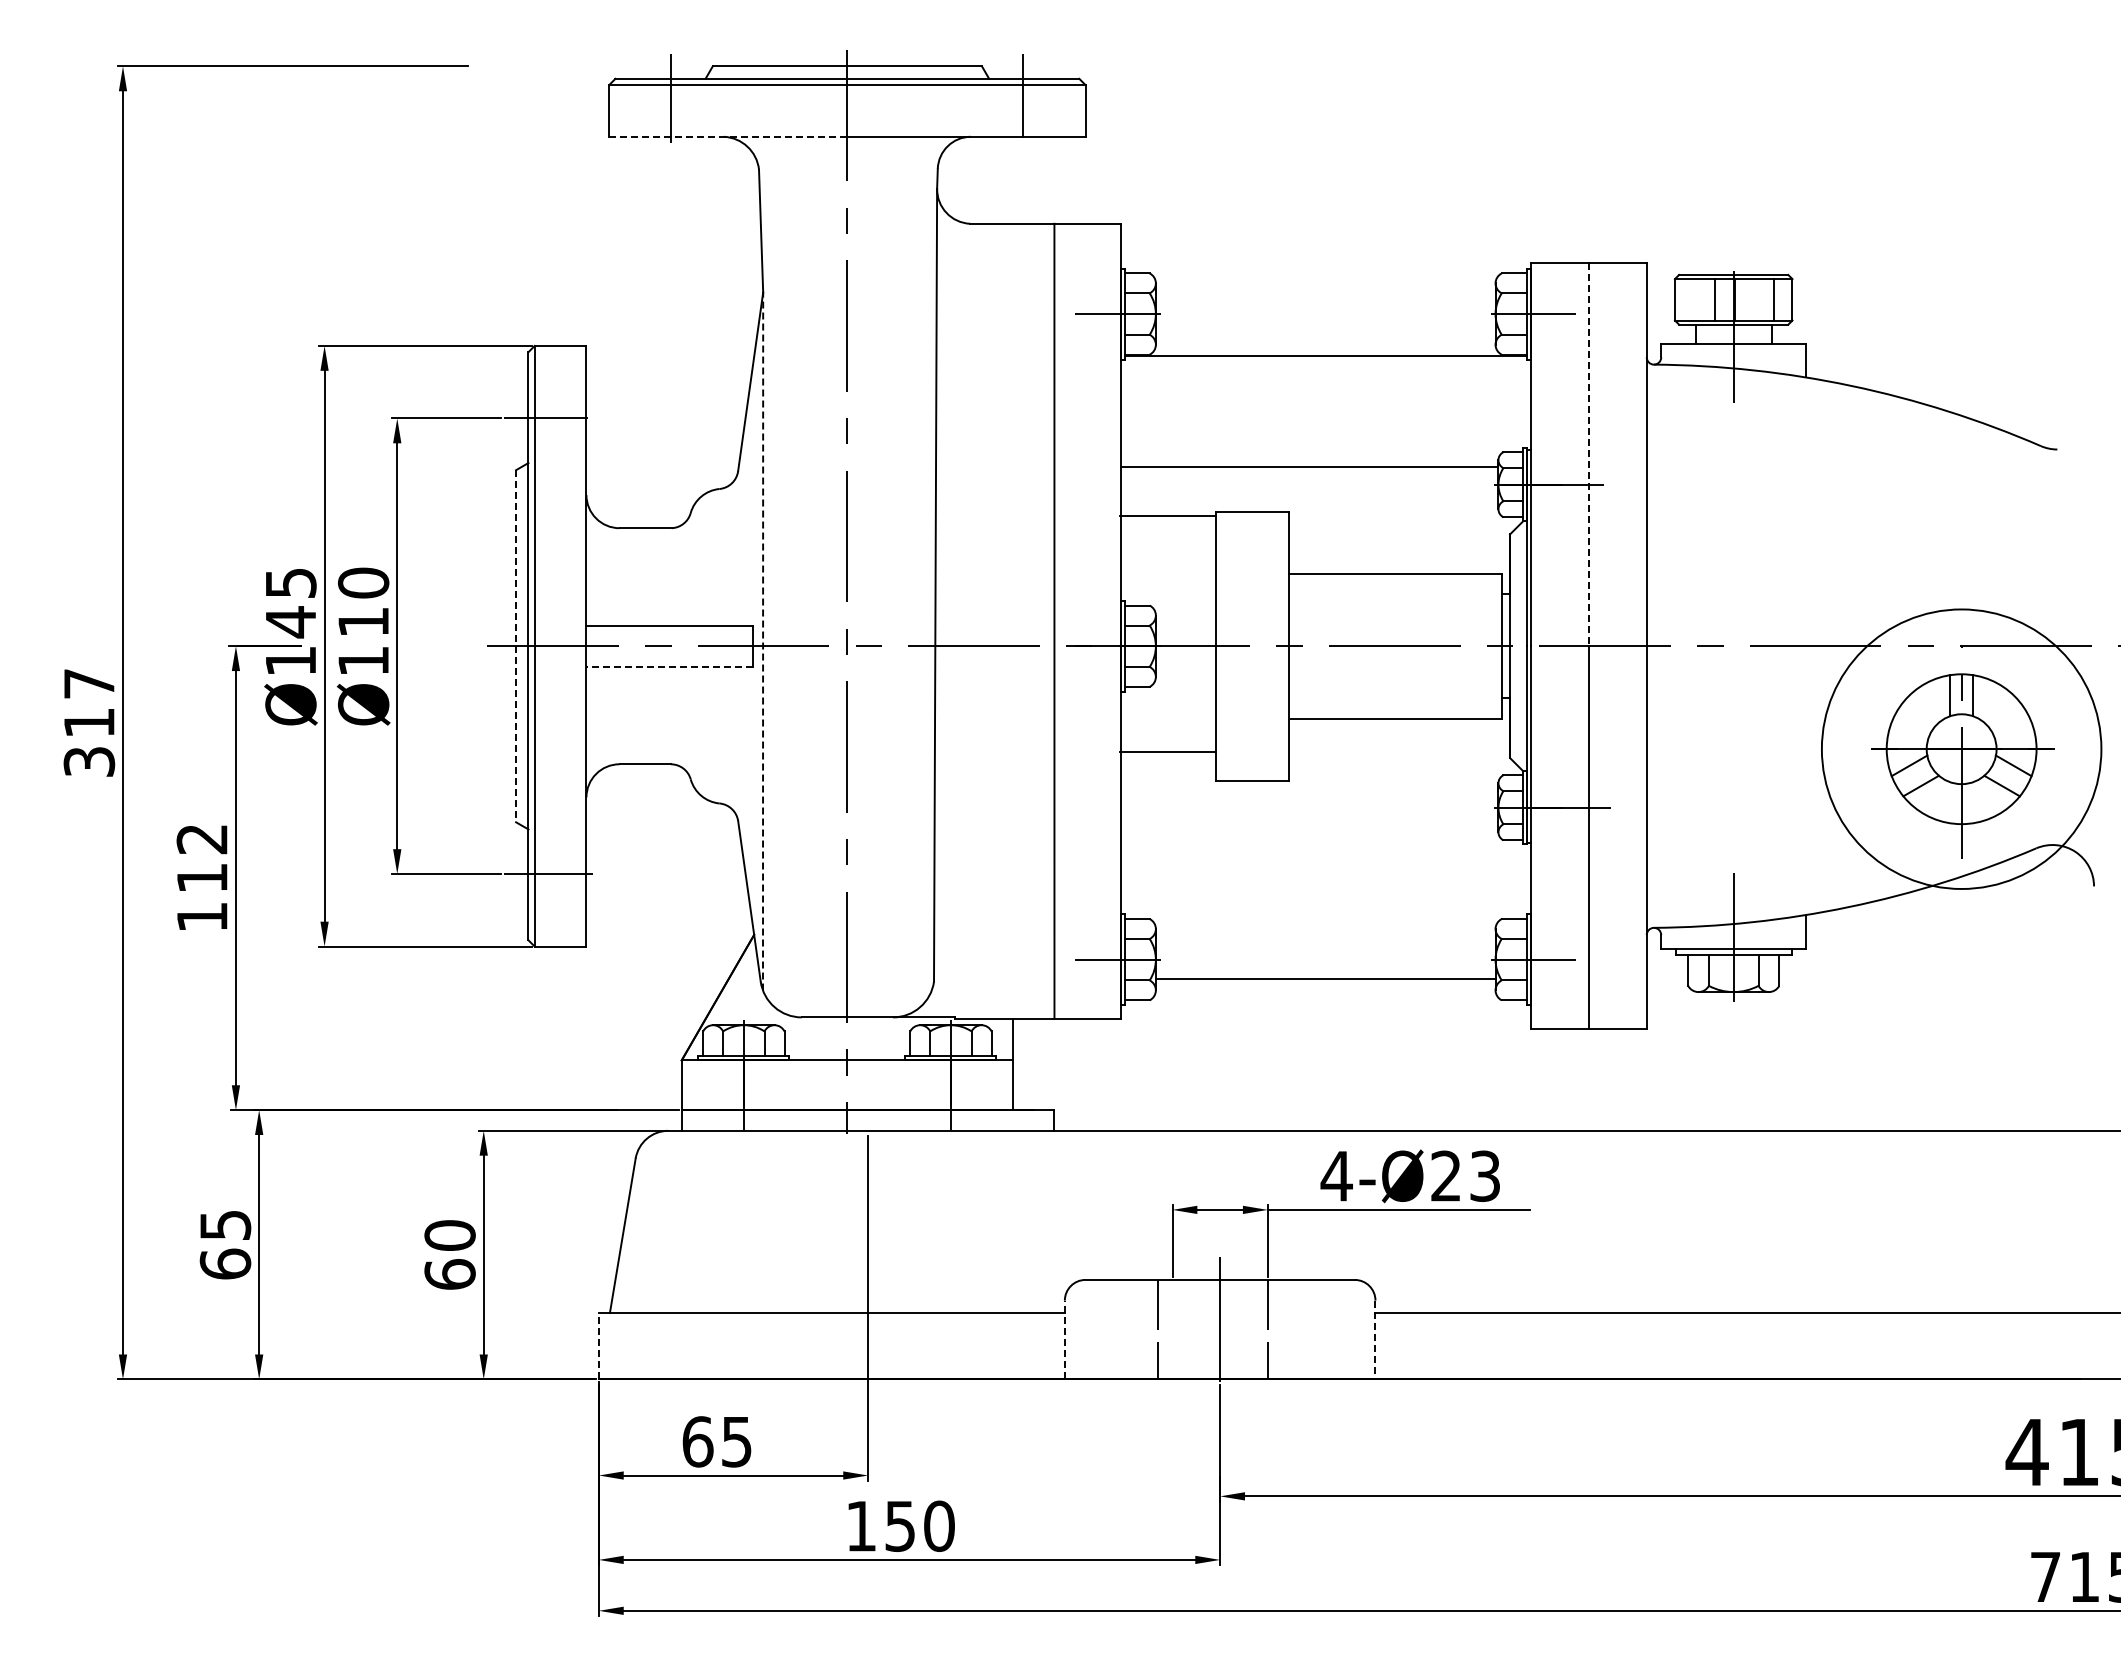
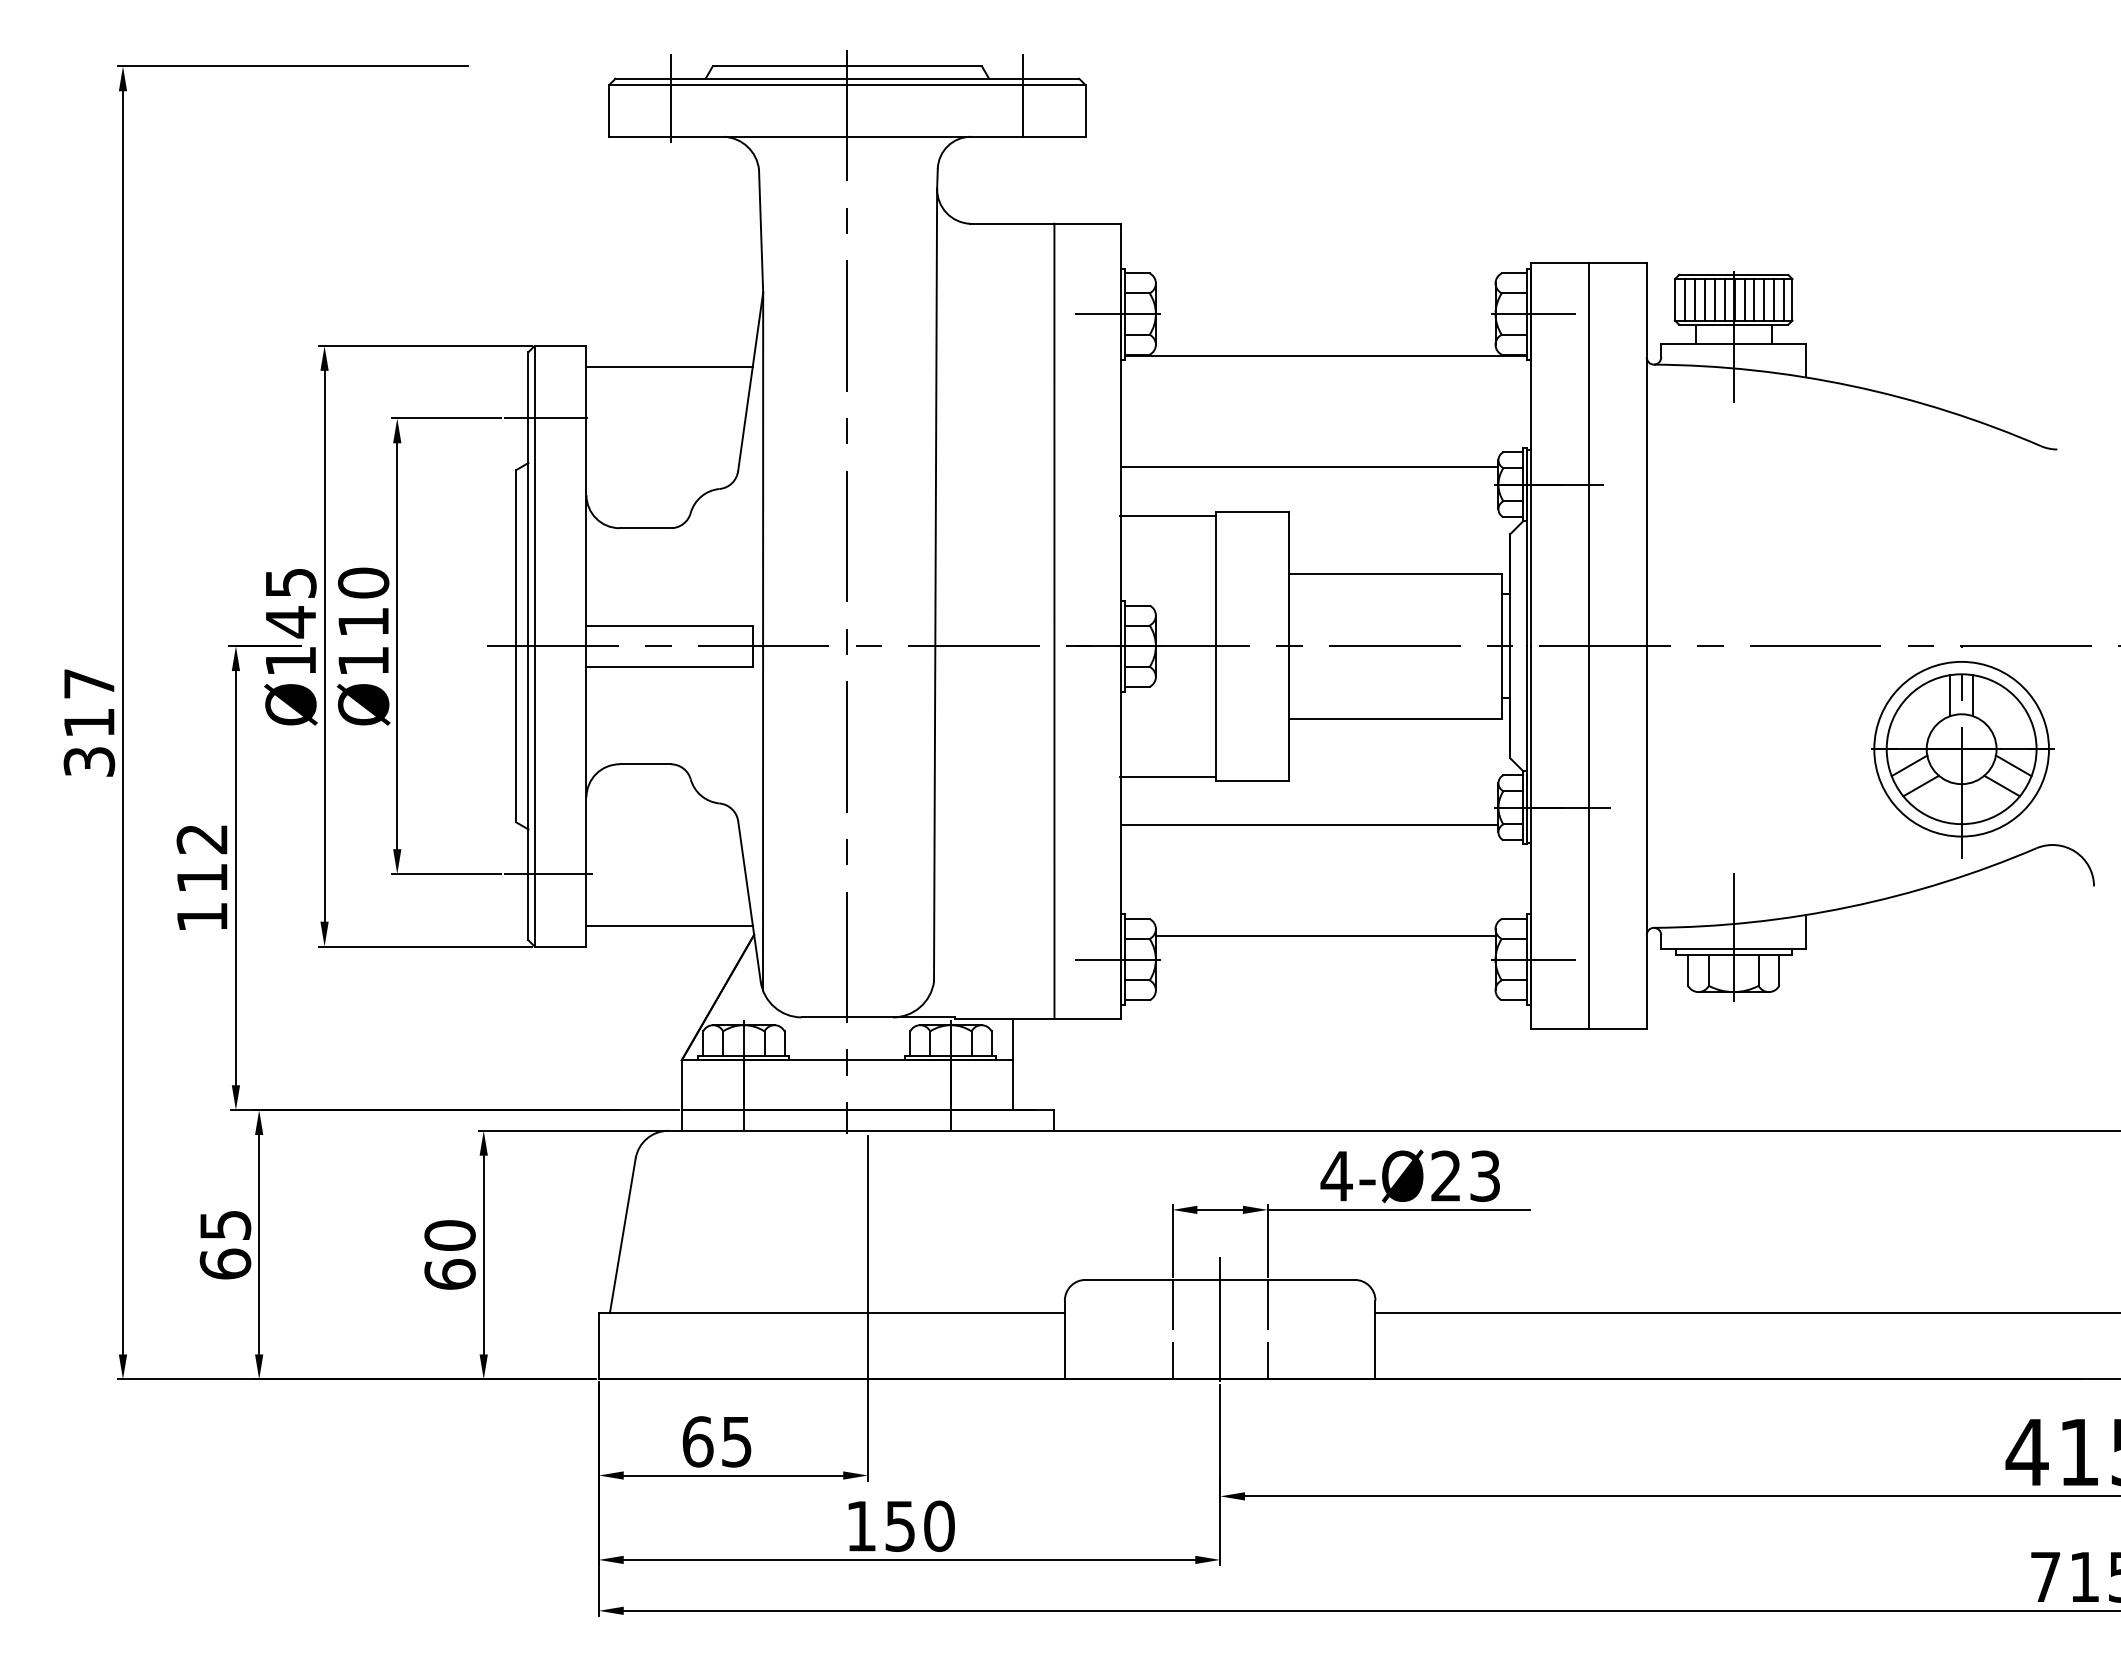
line: dashed -> solid (728, 136)
line: none -> present (1684, 299)
line: none -> present (1694, 299)
line: none -> present (1704, 299)
line: none -> present (1724, 299)
line: none -> present (1744, 299)
line: none -> present (1754, 299)
line: none -> present (1764, 299)
line: none -> present (1784, 299)
line: none -> present (669, 366)
line: dashed -> solid (1588, 454)
line: dashed -> solid (763, 641)
line: dashed -> solid (516, 646)
line: dashed -> solid (669, 666)
circle diameter: 280 px -> 175 px (1961, 748)
line position: (1167, 751) -> (1167, 776) (1167, 776)
line: none -> present (1309, 825)
line: none -> present (669, 925)
line position: (1325, 979) -> (1325, 936) (1325, 936)
line position: (1157, 1329) -> (1172, 1329) (1172, 1329)
line: dashed -> solid (1064, 1339)
line: dashed -> solid (1375, 1340)
line: dashed -> solid (598, 1345)
